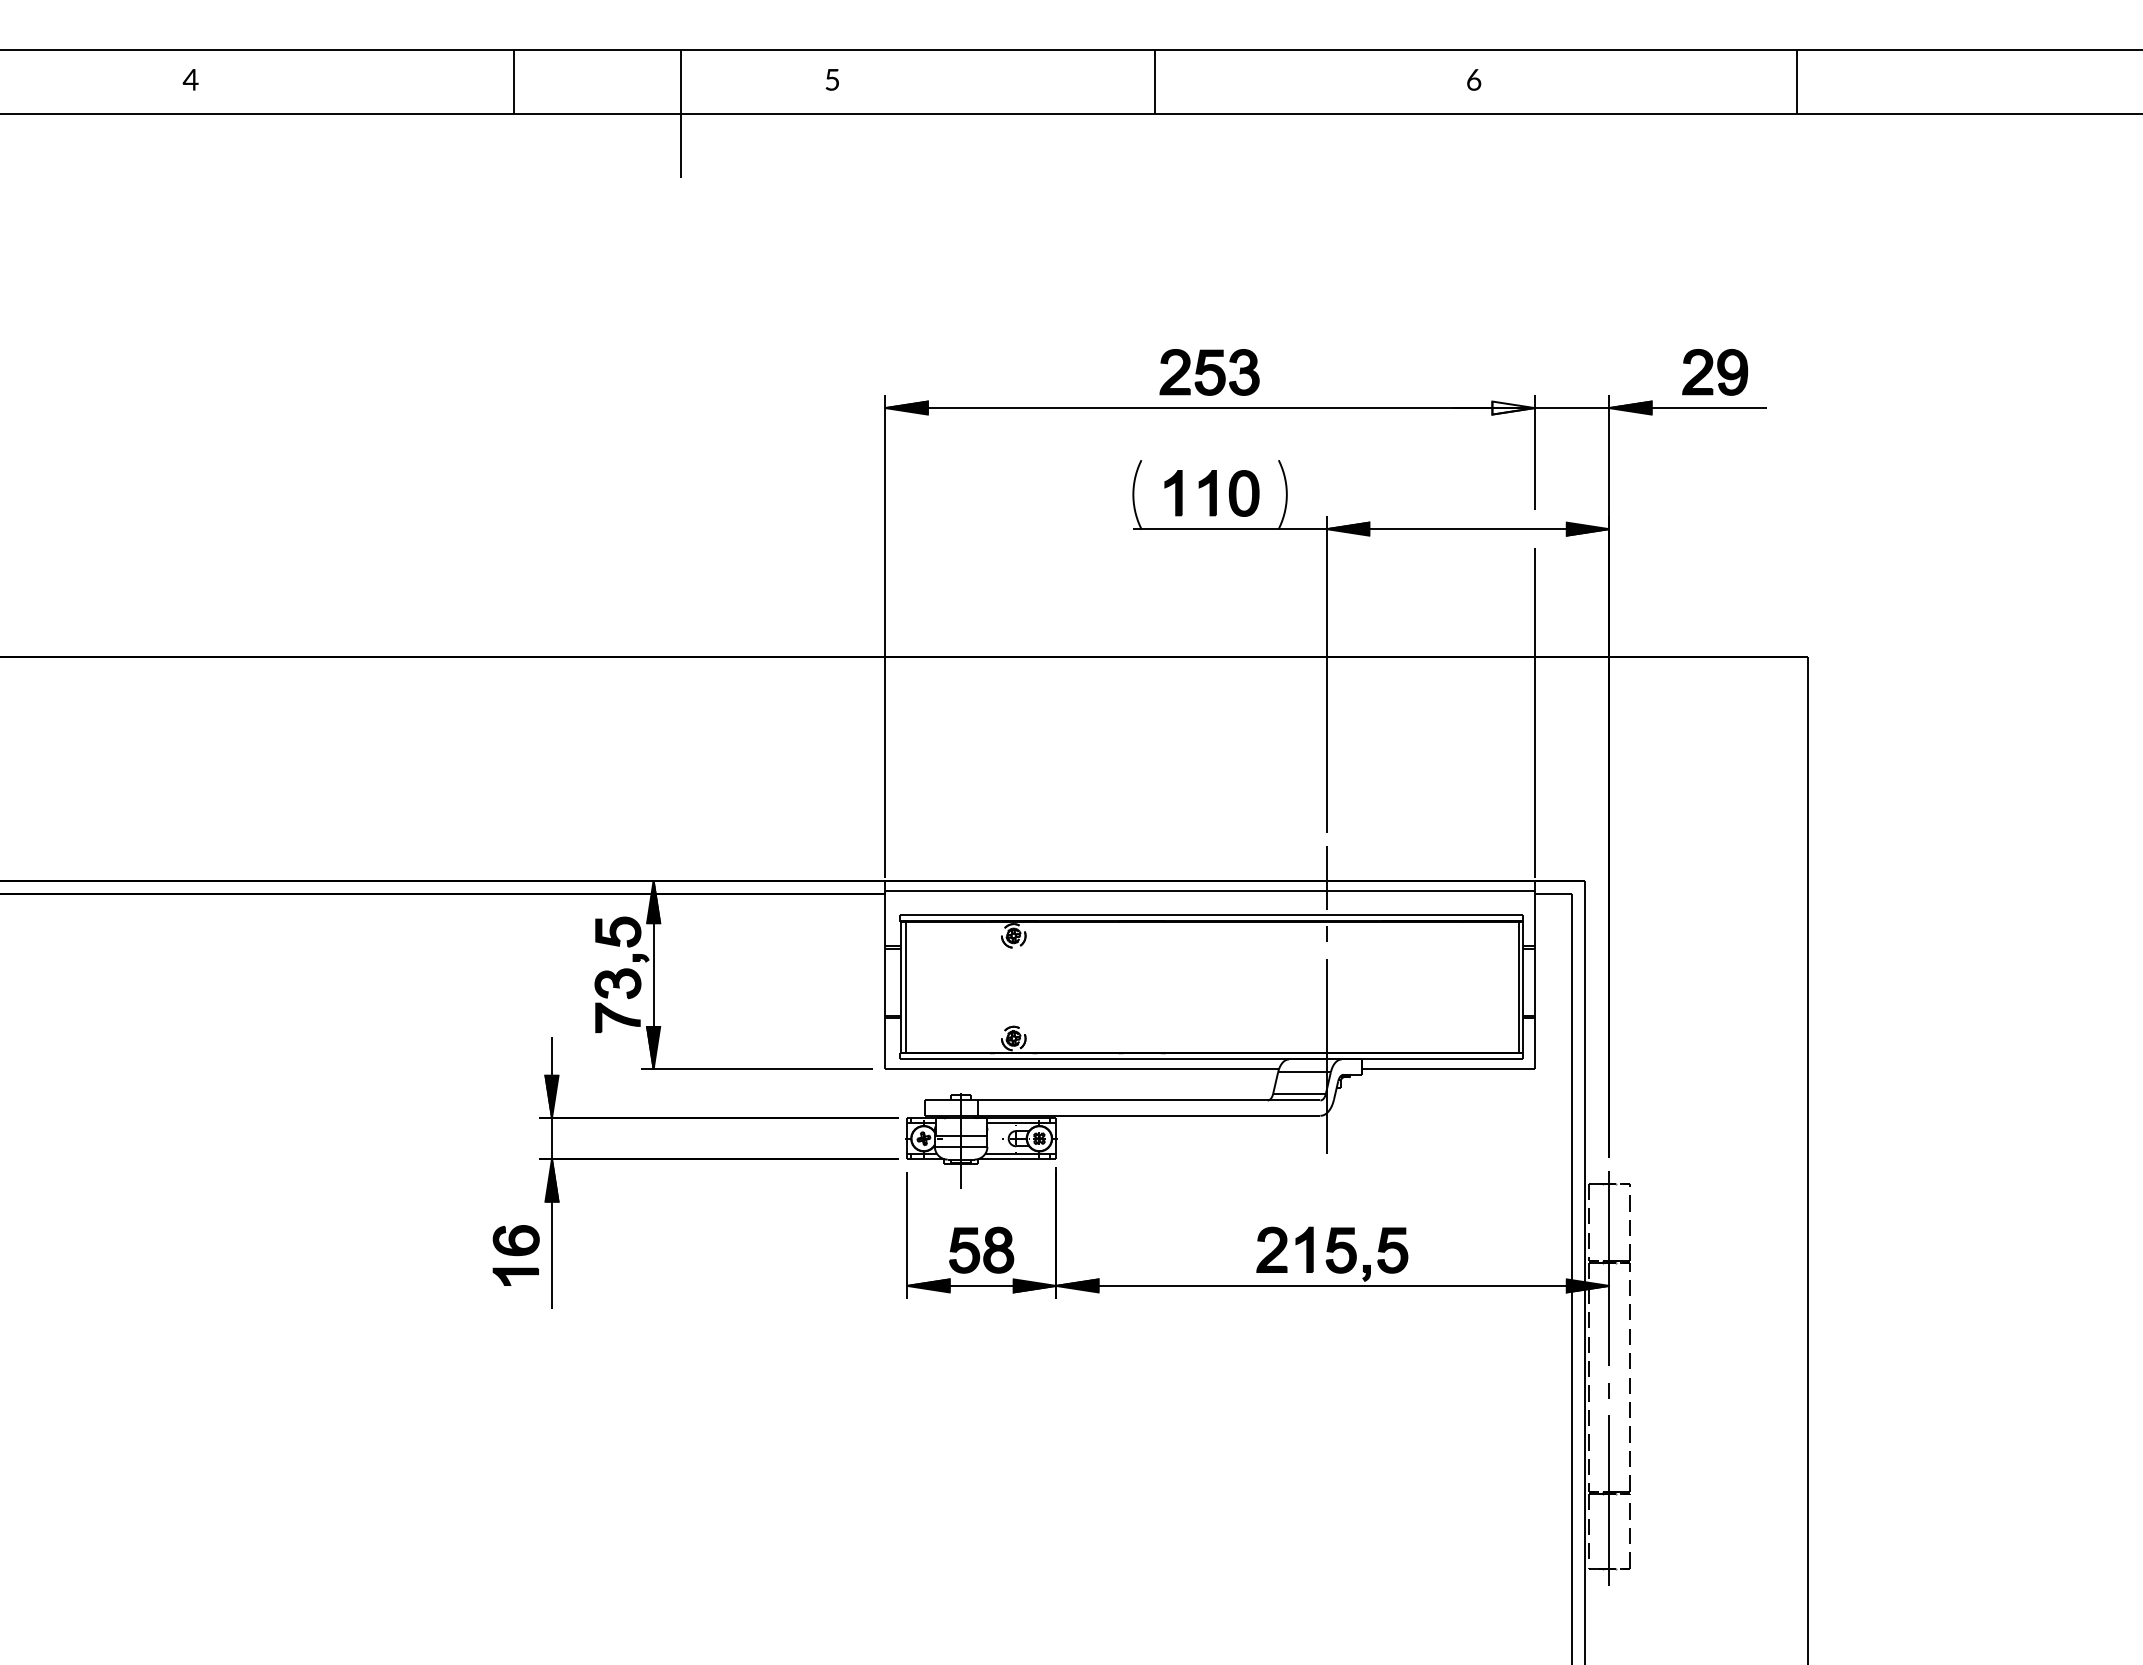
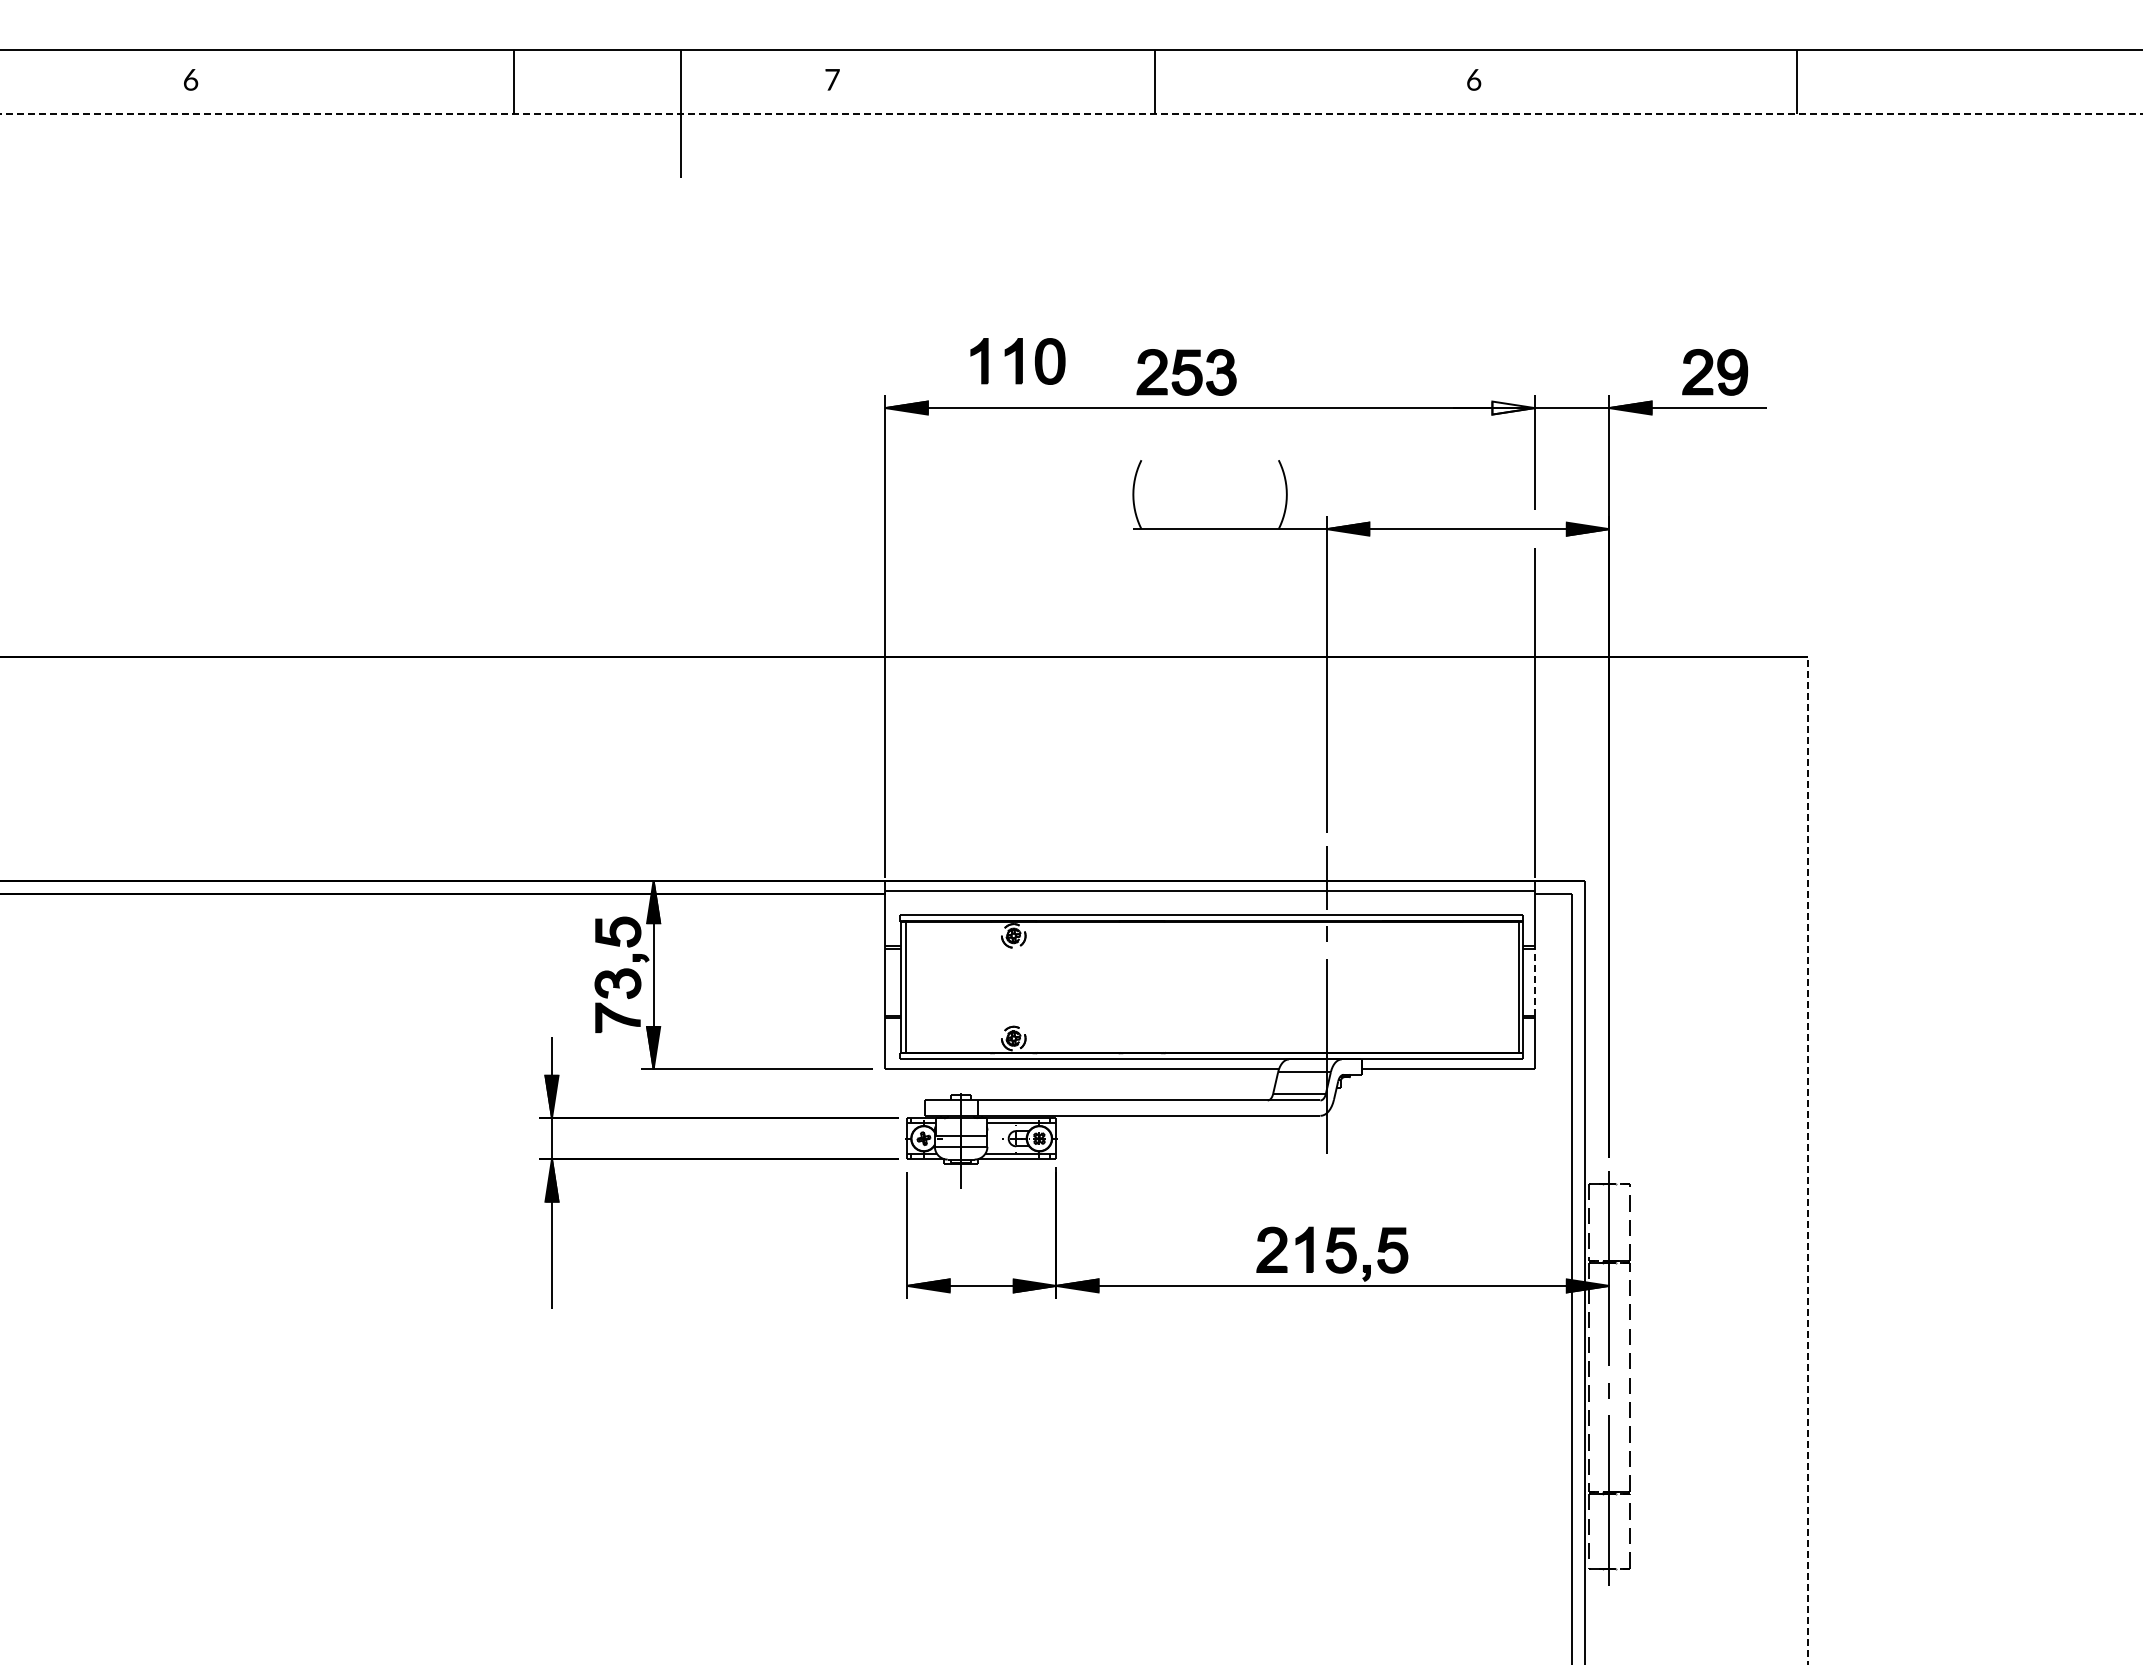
text: 4 -> 6 (190, 79)
text: 5 -> 7 (832, 79)
line: solid -> dashed (1070, 113)
part position: (1209, 372) -> (1186, 372) (1186, 372)
part position: (1211, 493) -> (1017, 361) (1017, 361)
line: solid -> dashed (1534, 981)
line: solid -> dashed (1808, 1160)
part: present -> none (981, 1249)
part: present -> none (515, 1255)
